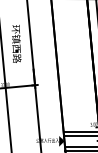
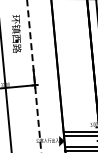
text position: (16, 43) -> (16, 33) (16, 33)
line: solid -> dashed (34, 76)
